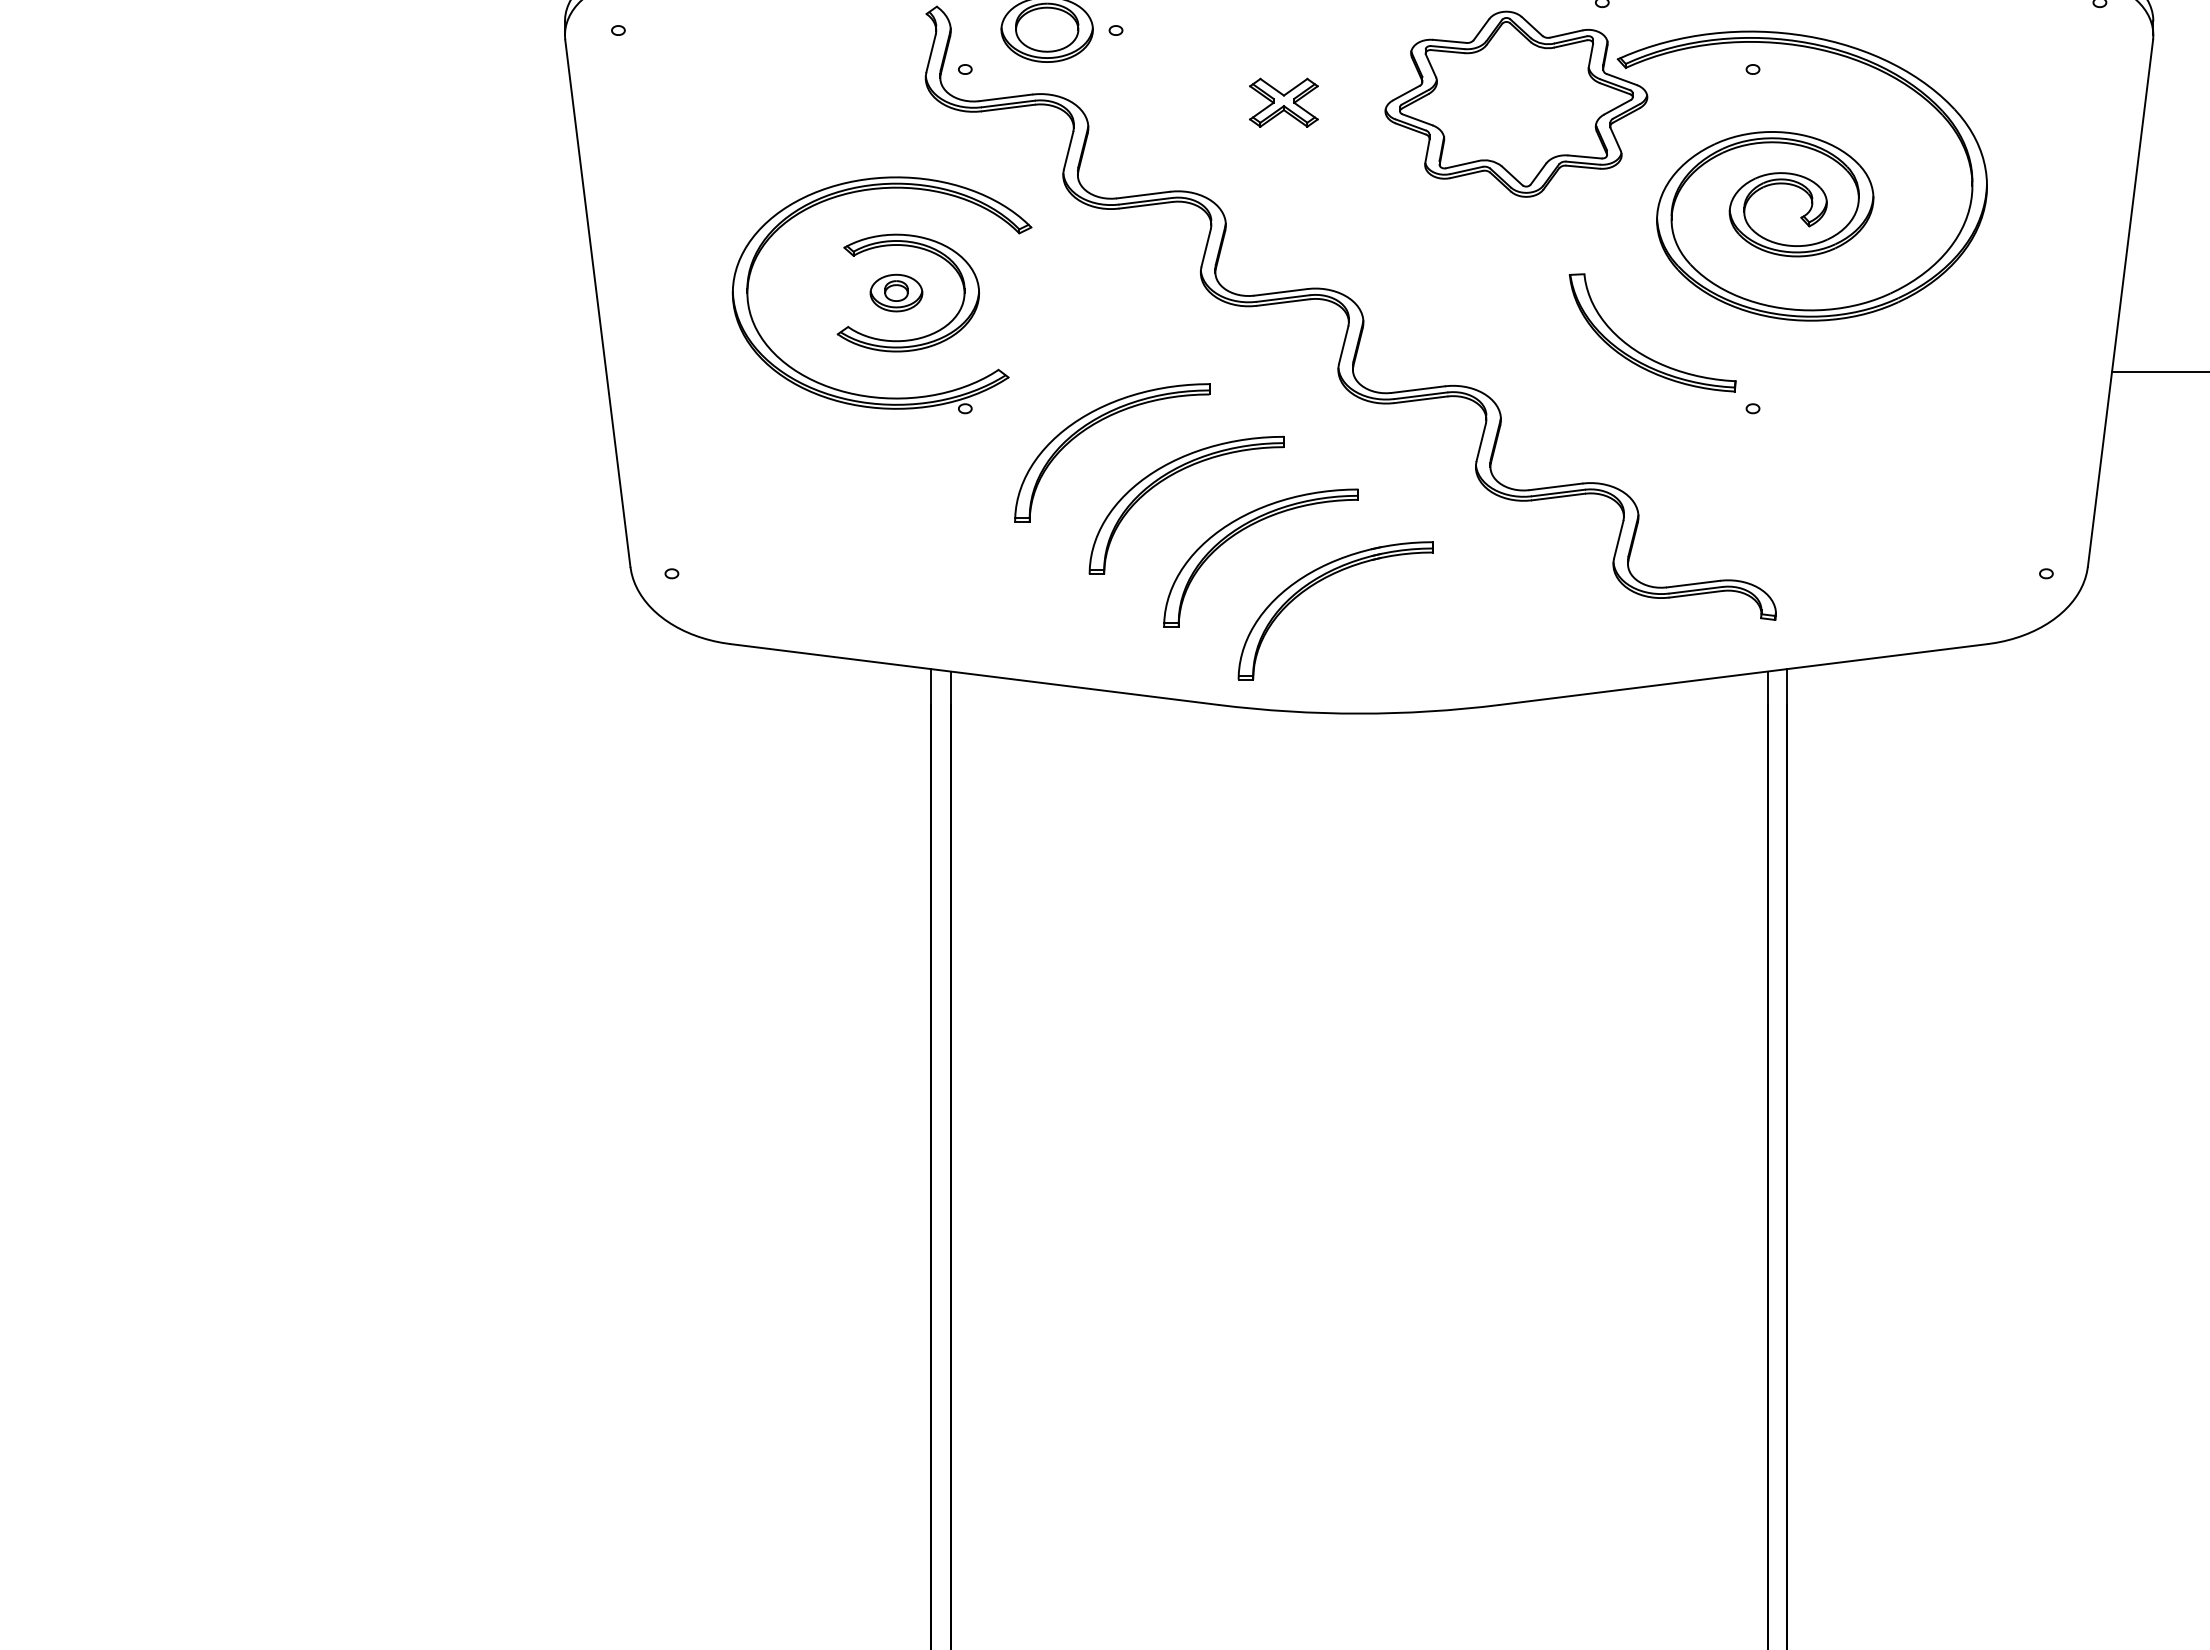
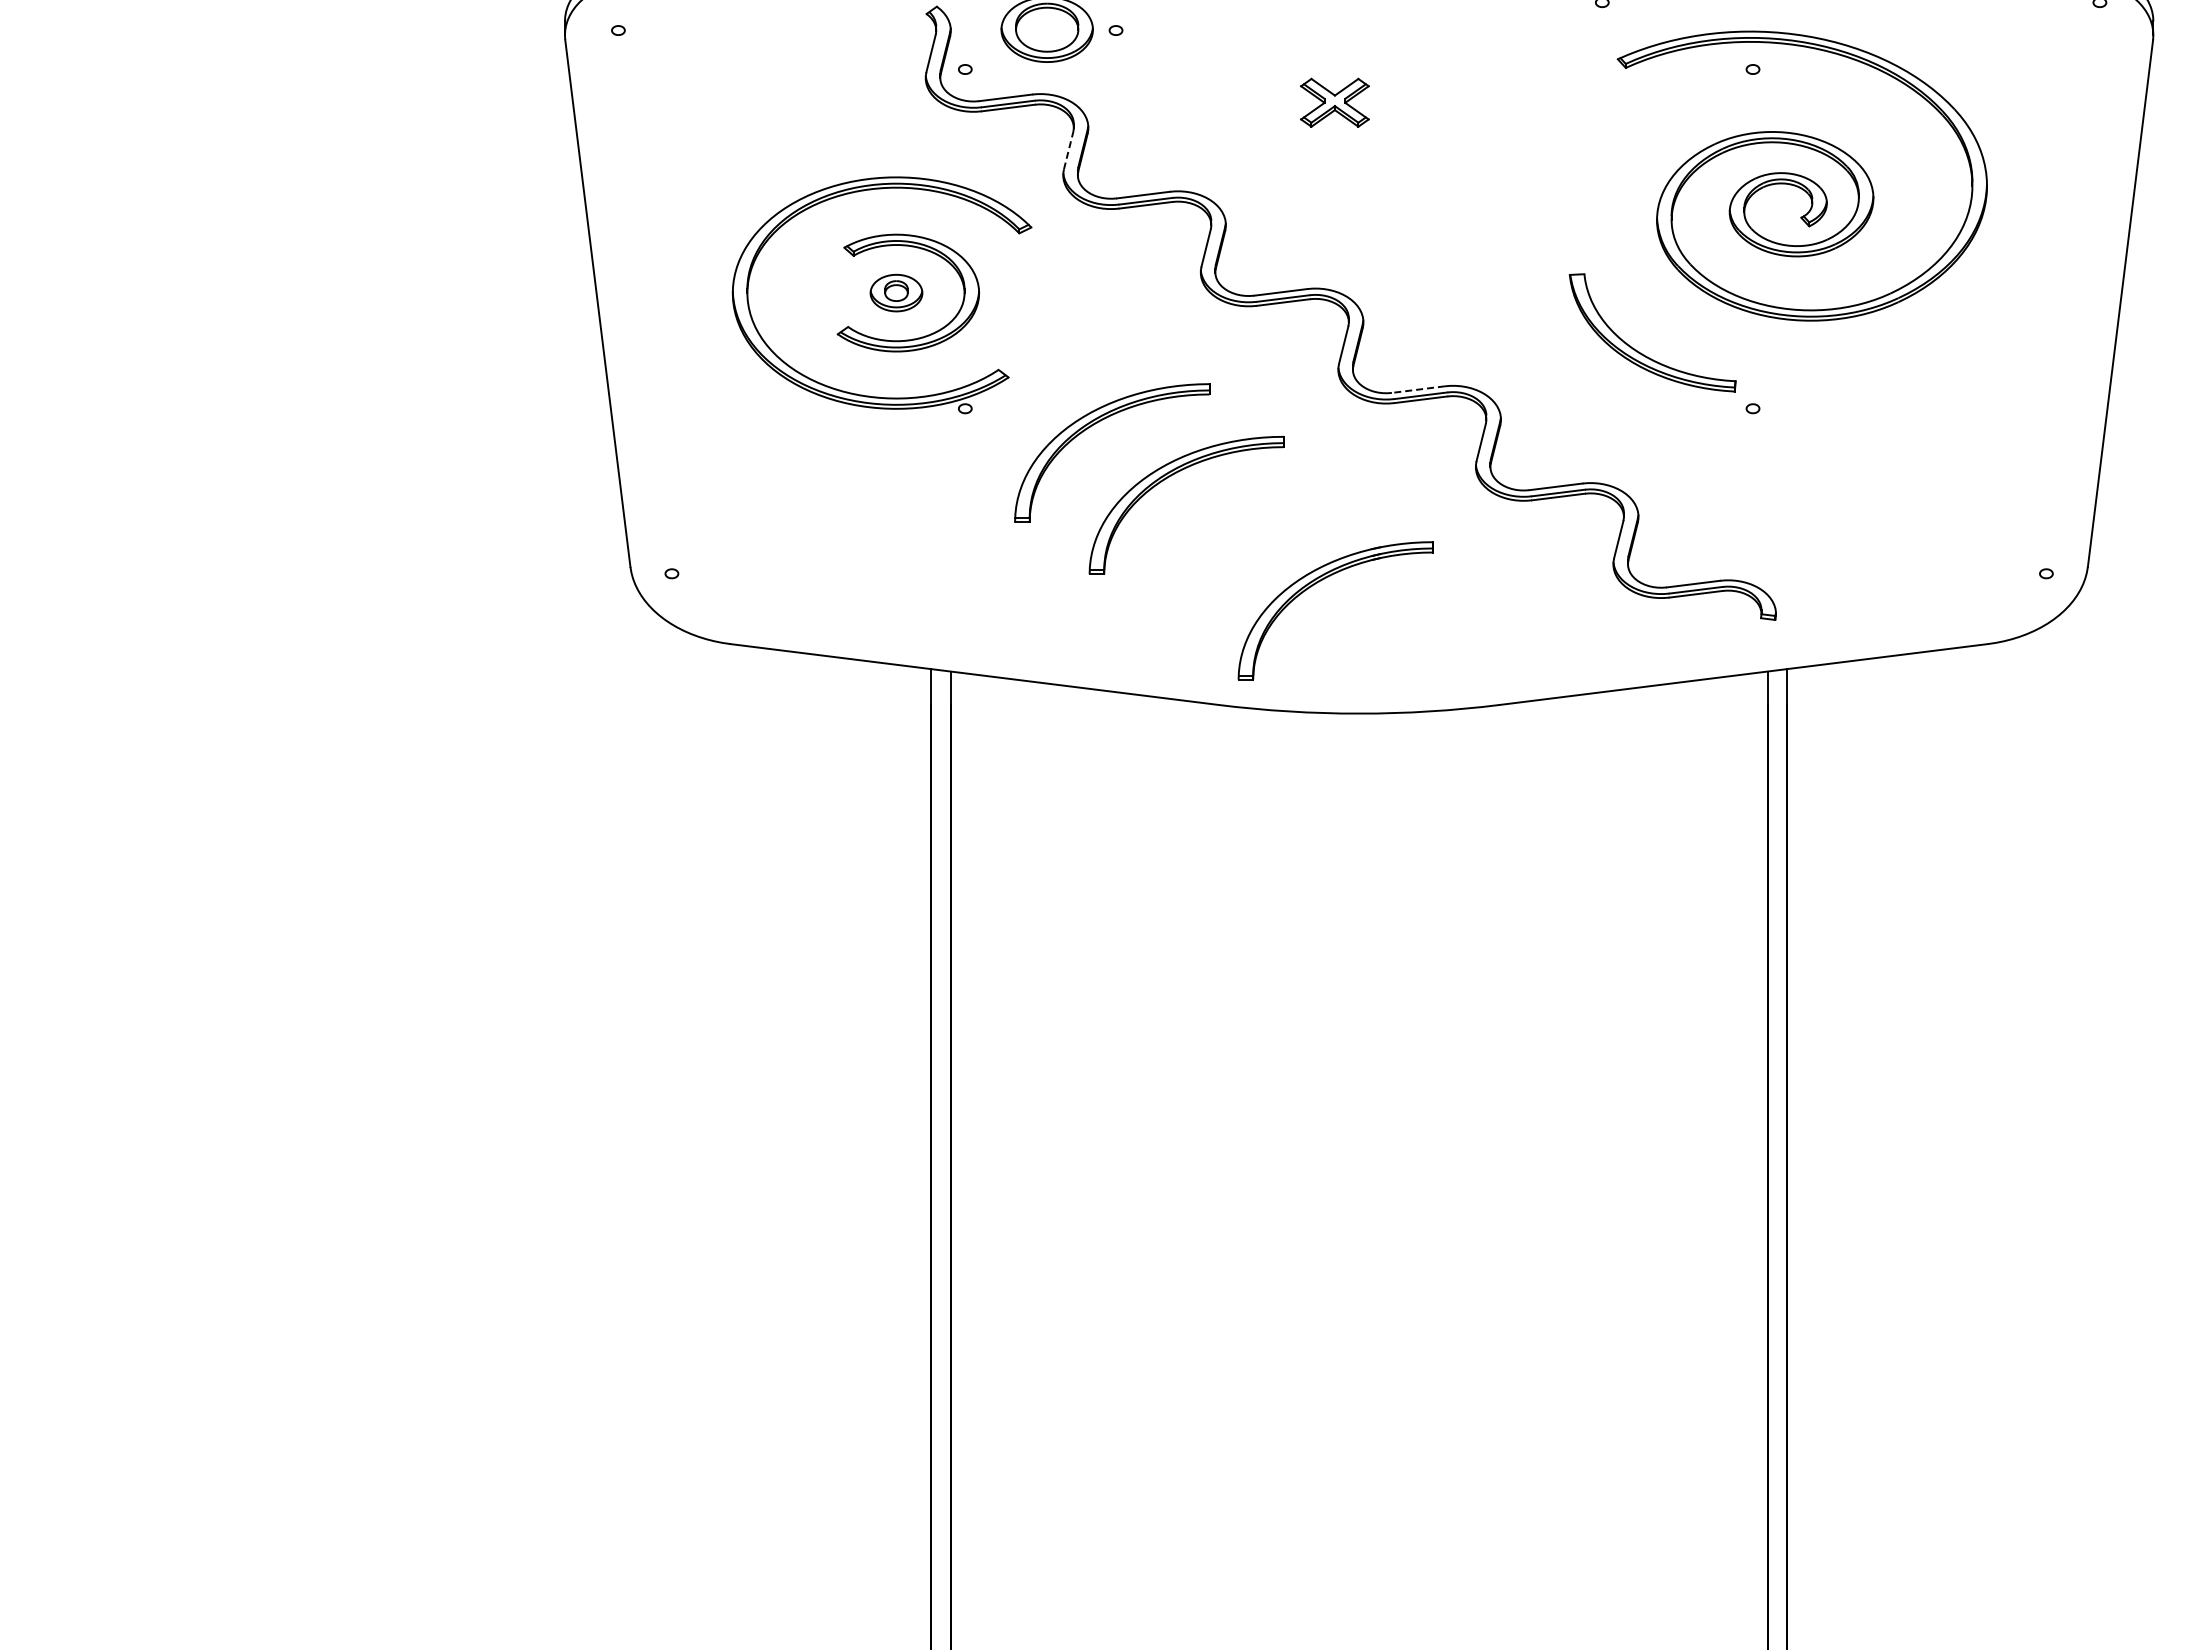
part position: (1283, 102) -> (1334, 102) (1334, 102)
part: present -> none (1516, 103)
line: solid -> dashed (1068, 150)
line: present -> none (2159, 371)
line: solid -> dashed (1418, 389)
part: present -> none (1245, 529)
